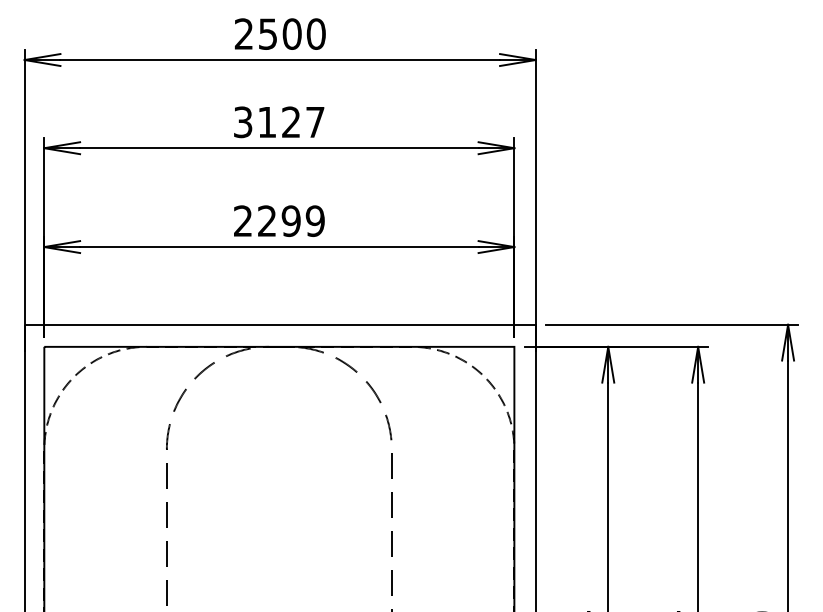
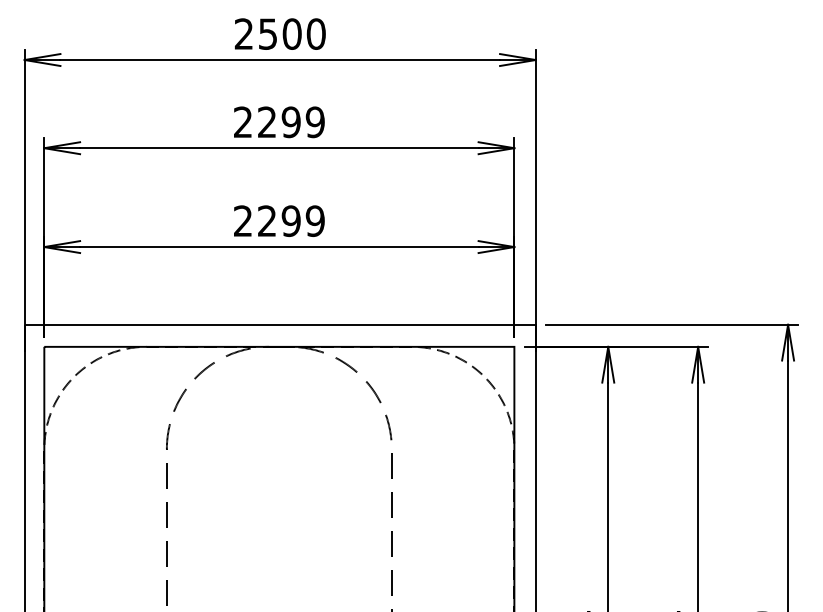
text: 3127 -> 2299 (279, 122)
